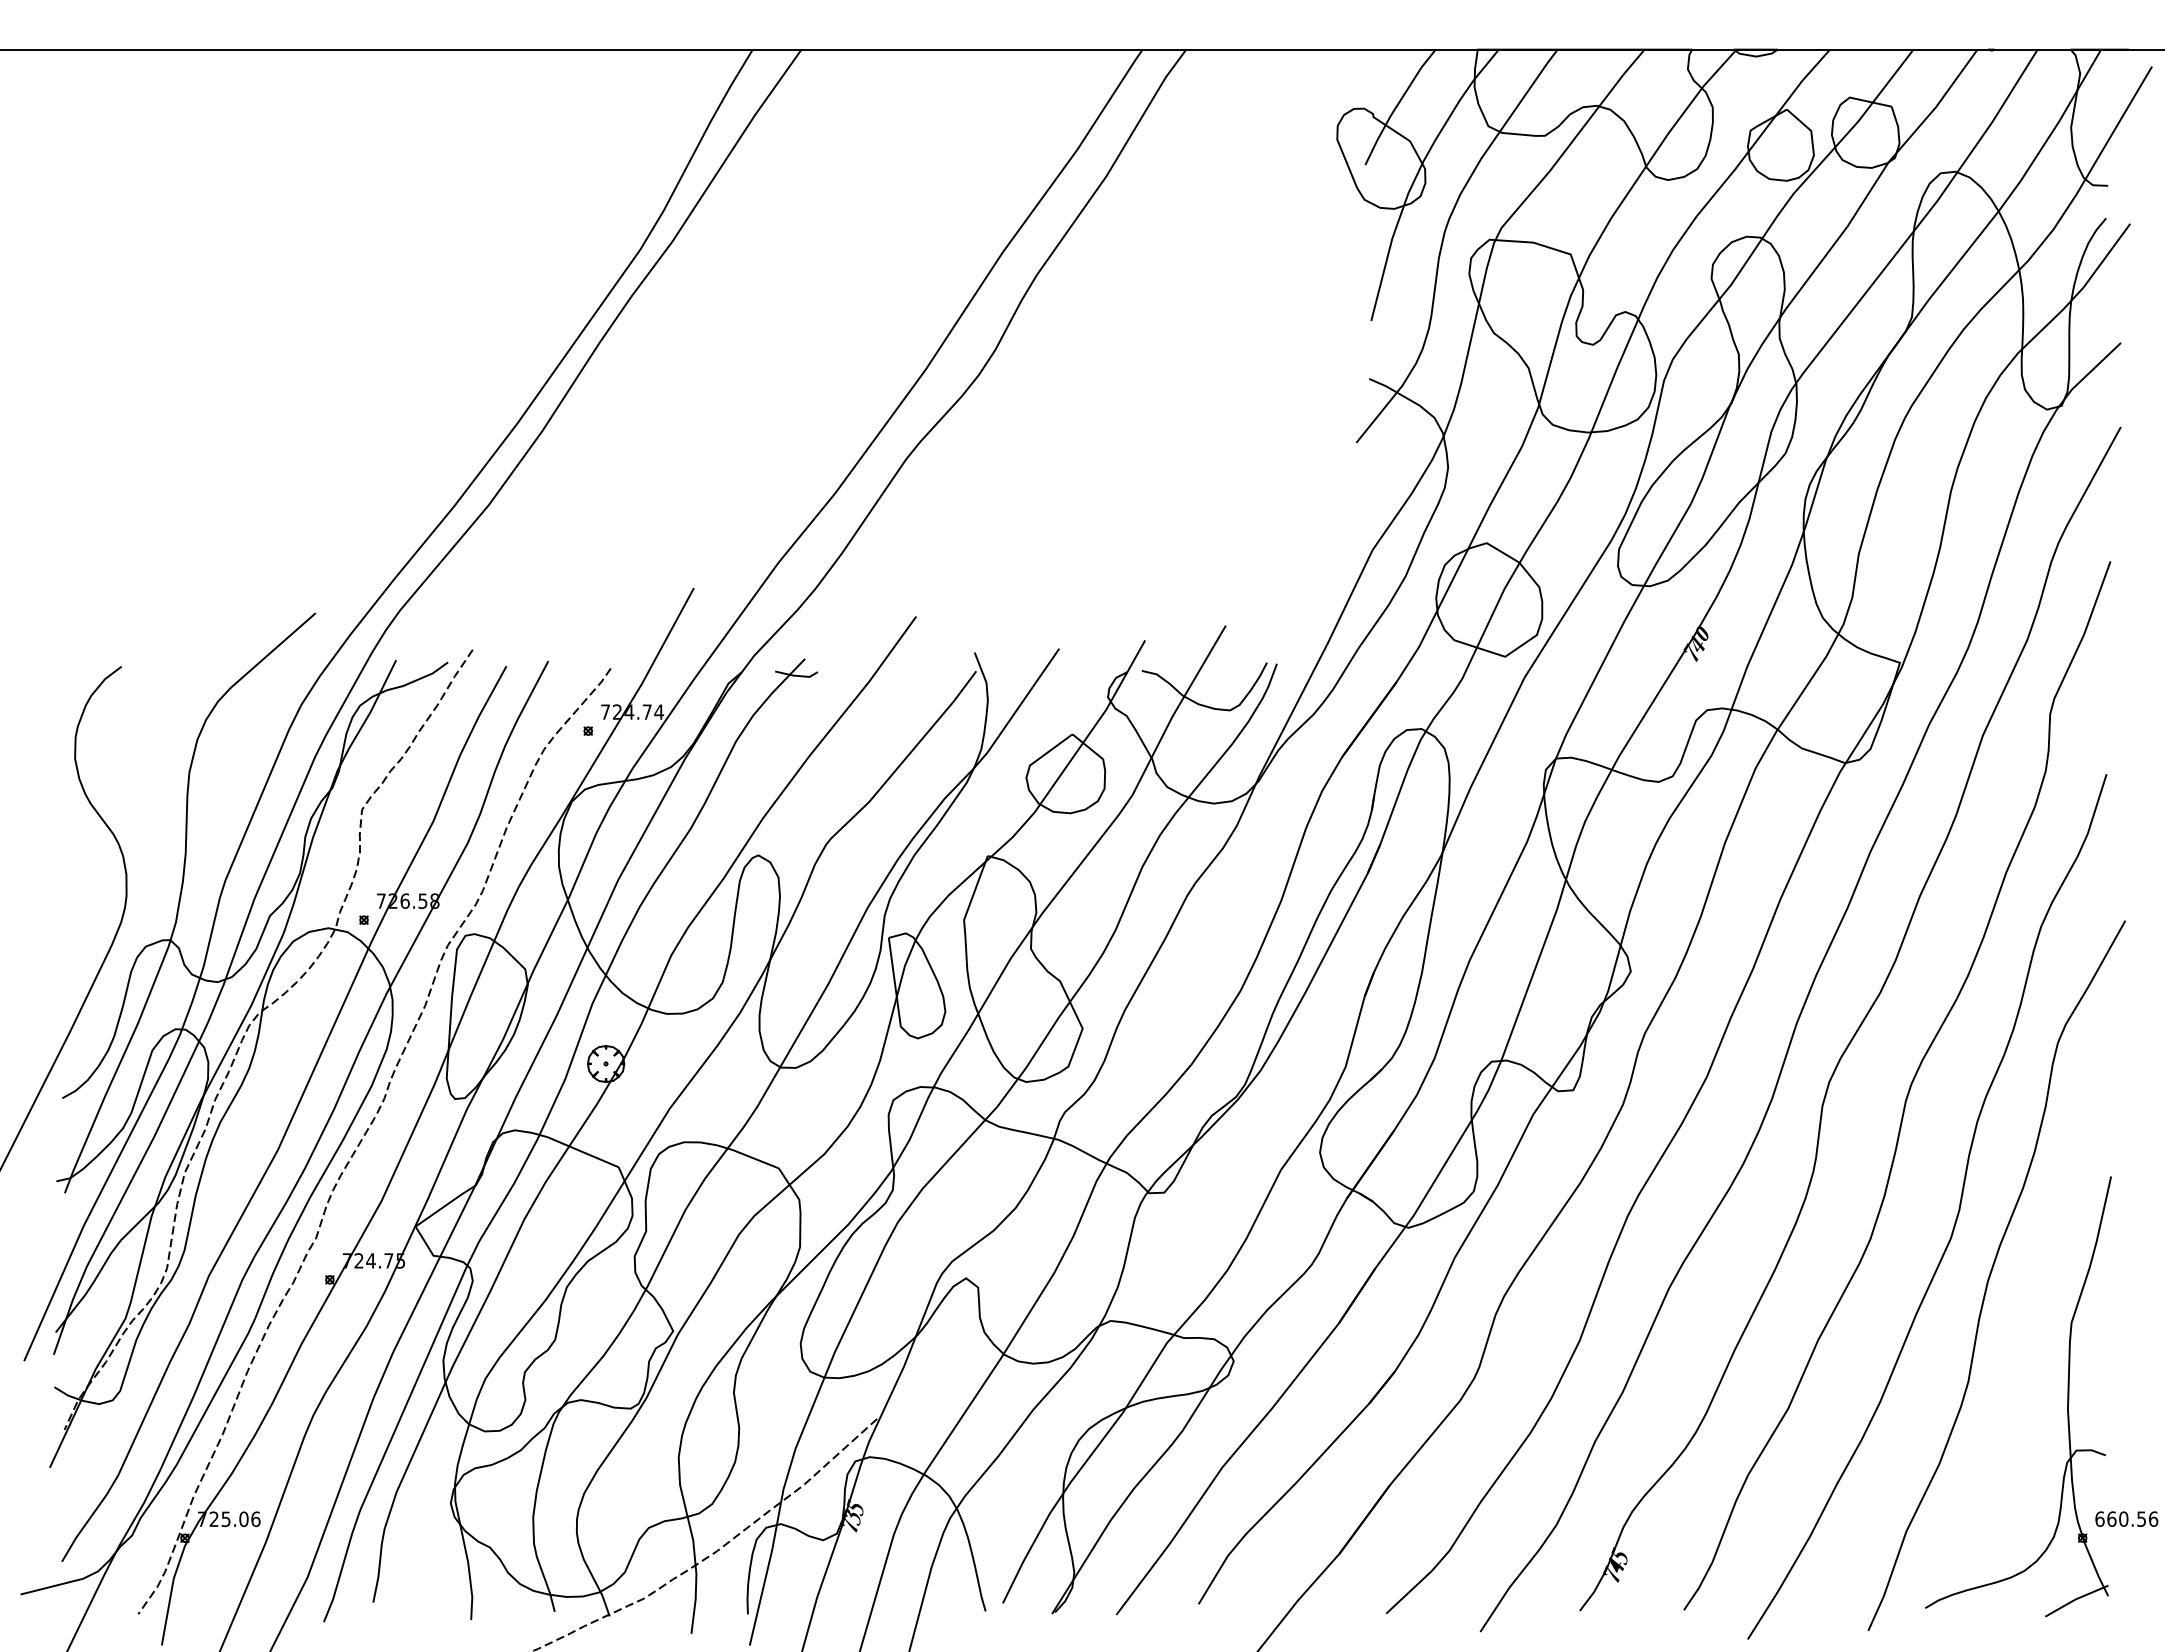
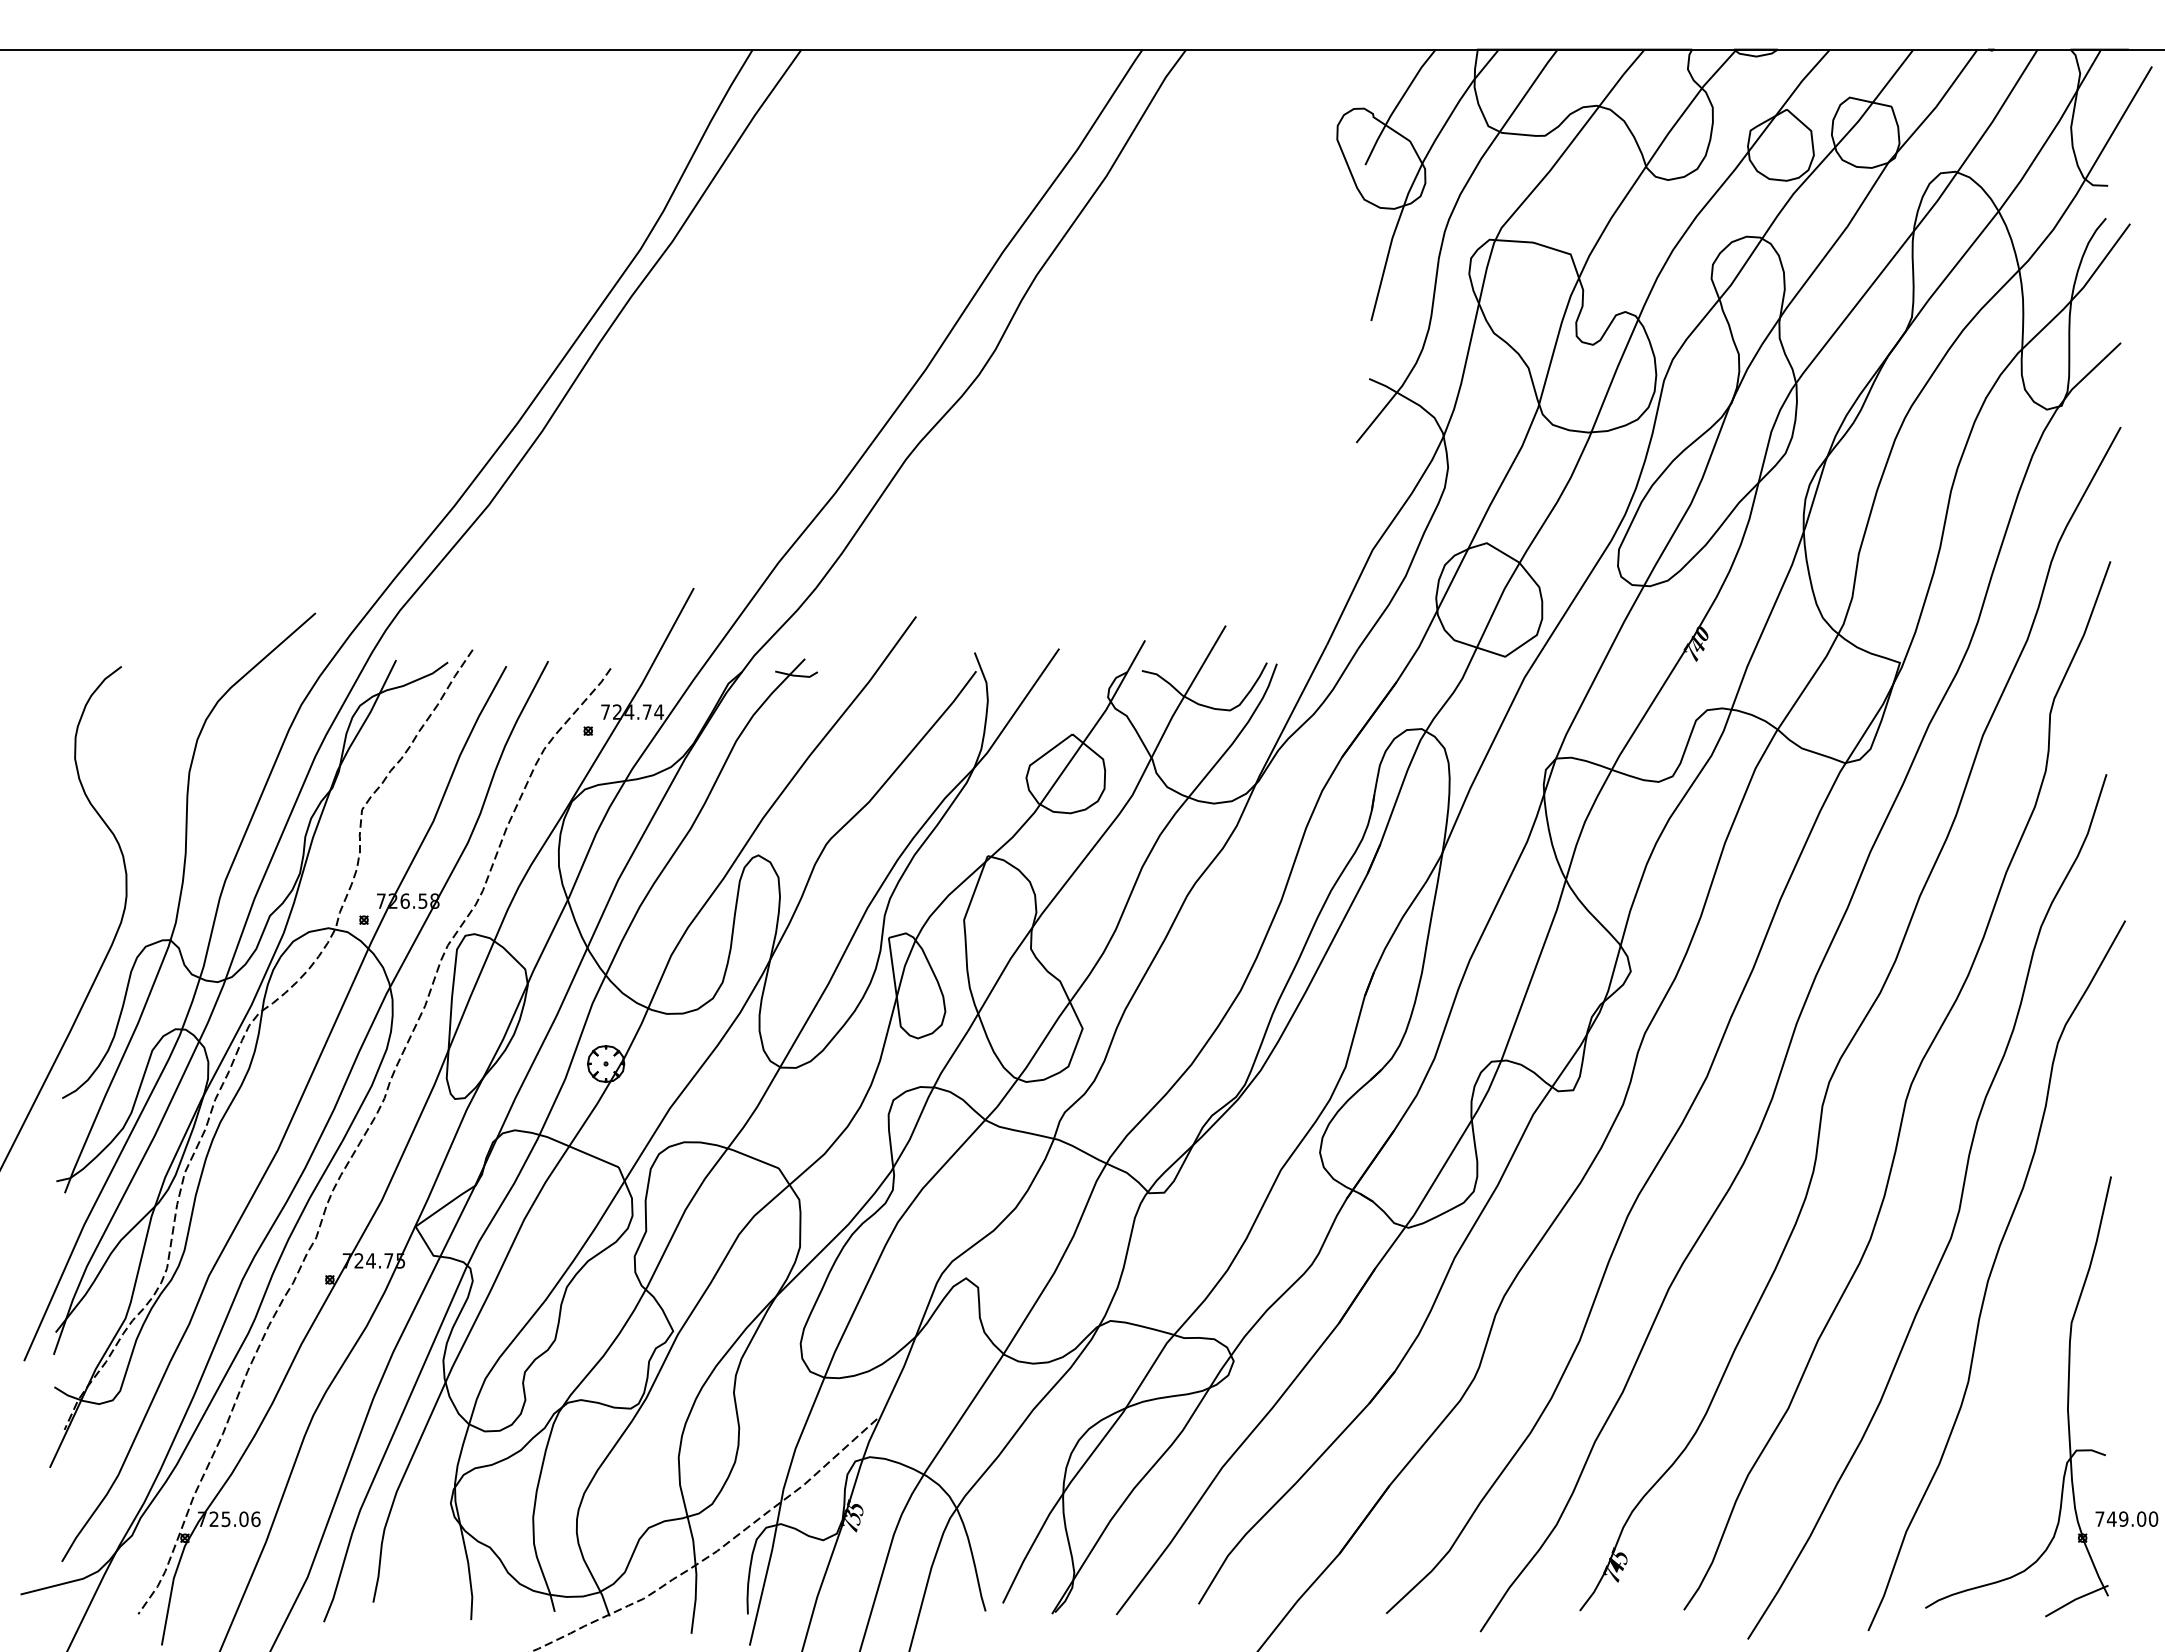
text: 660.56 -> 749.00 (2126, 1518)
